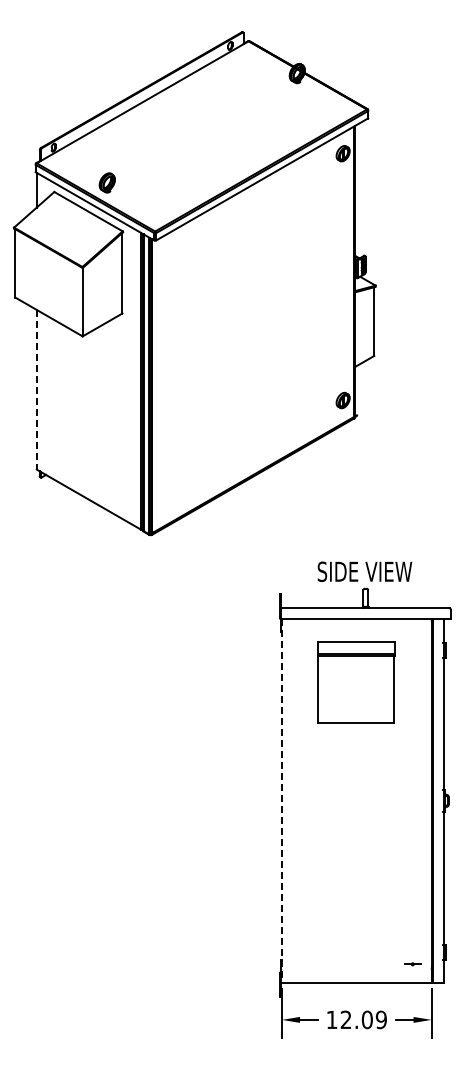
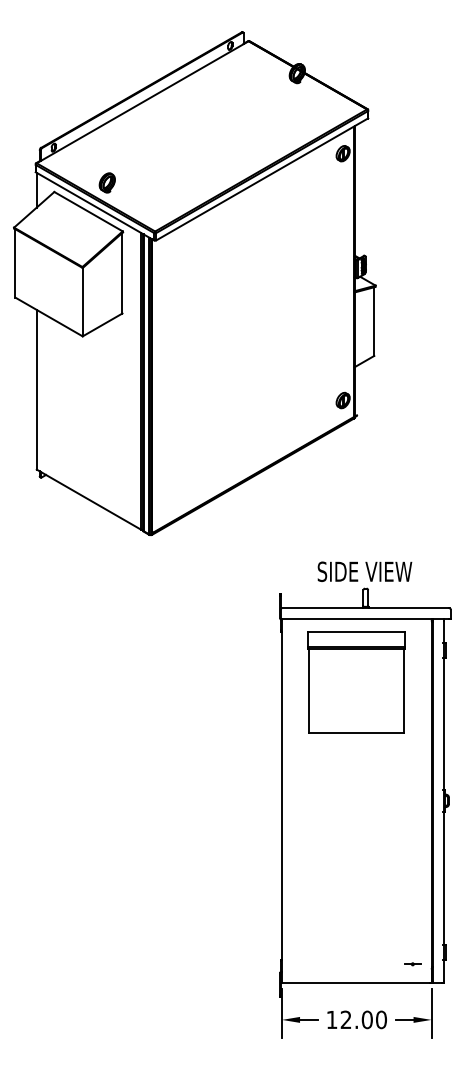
line: dashed -> solid (36, 389)
part size: 79x83 px -> 99x103 px (356, 682)
line: dashed -> solid (282, 801)
text: 12.09 -> 12.00 (380, 1020)
